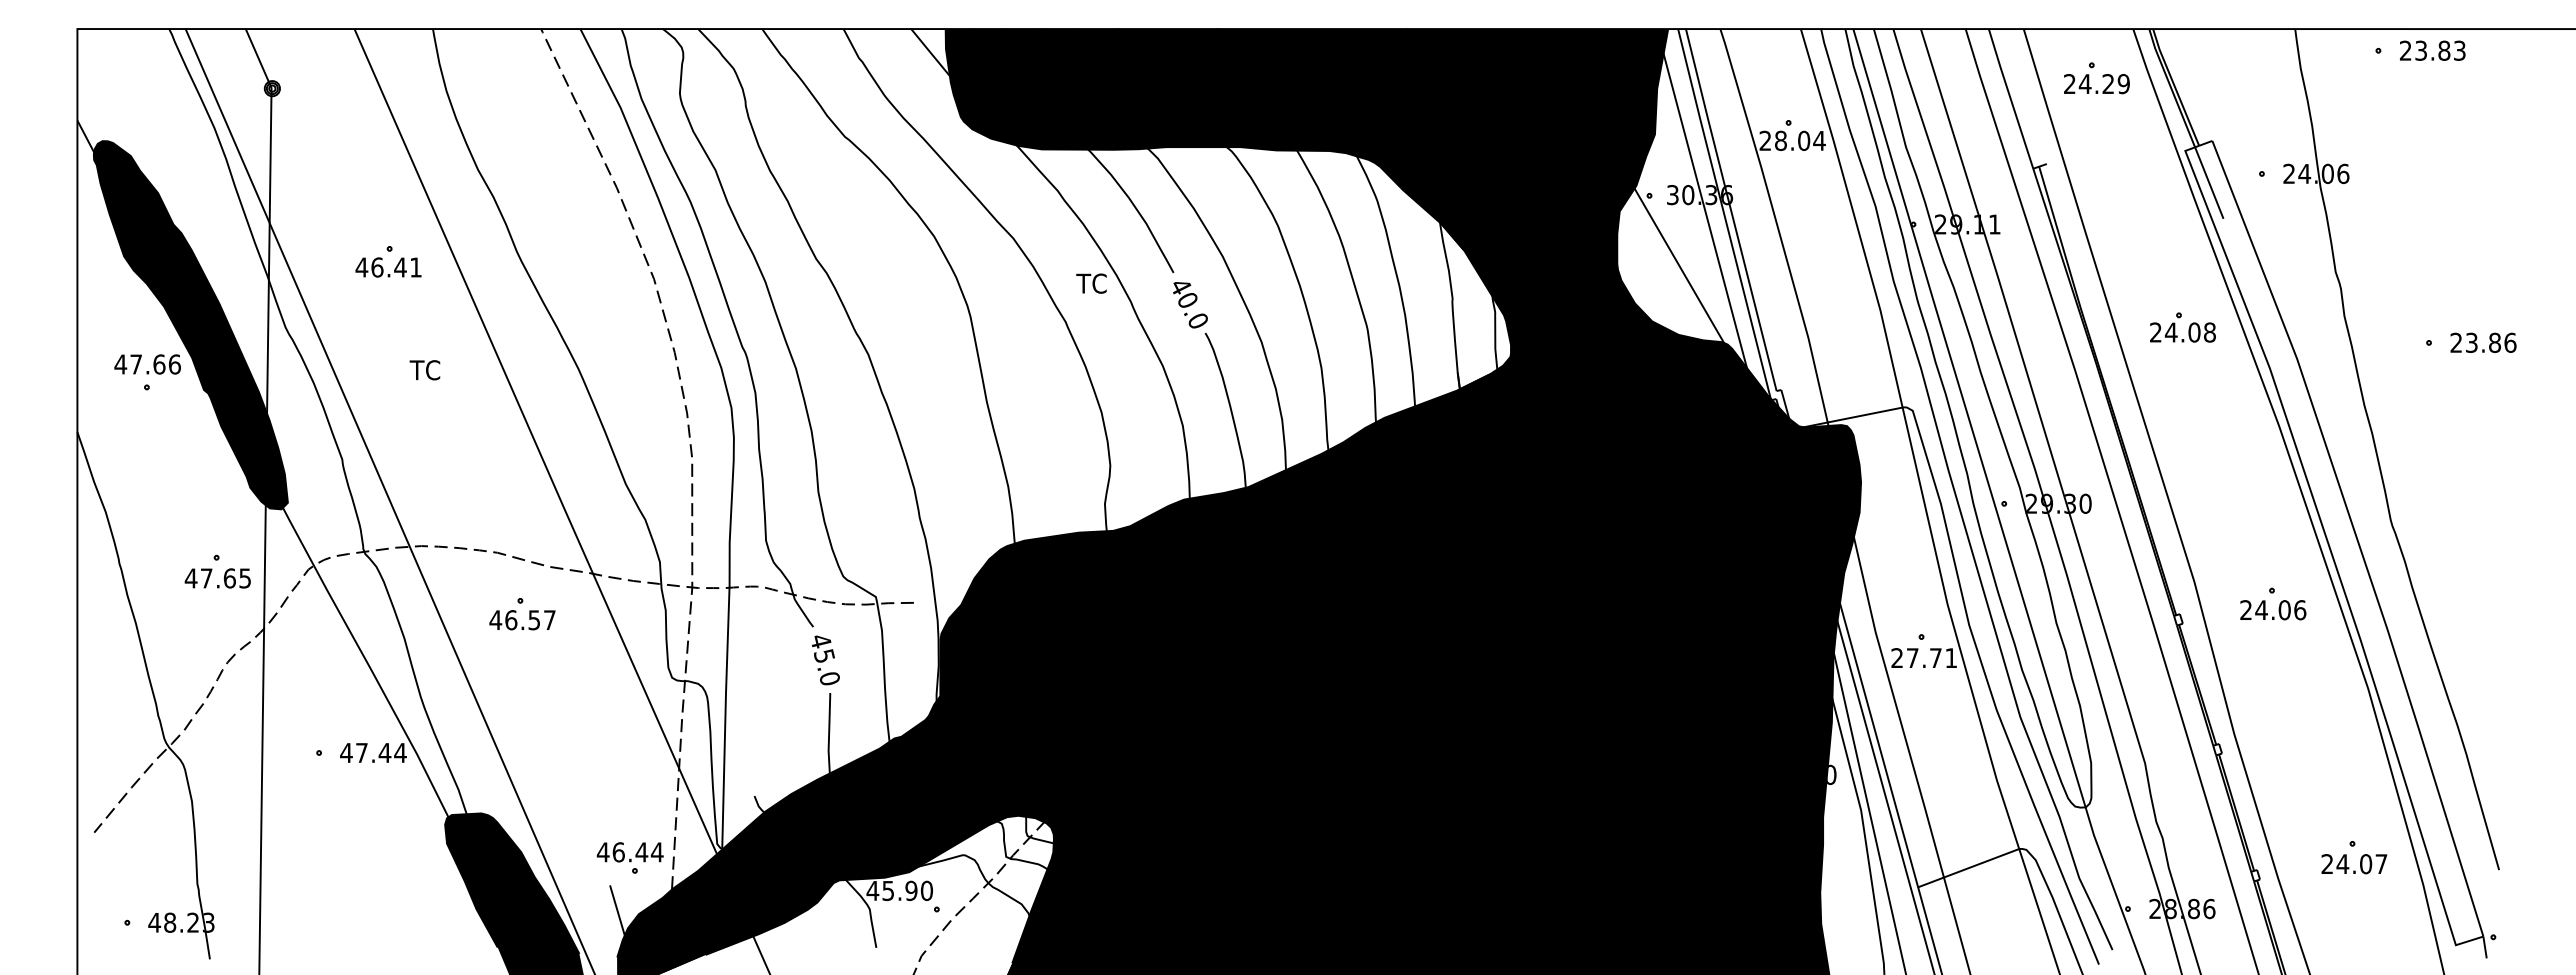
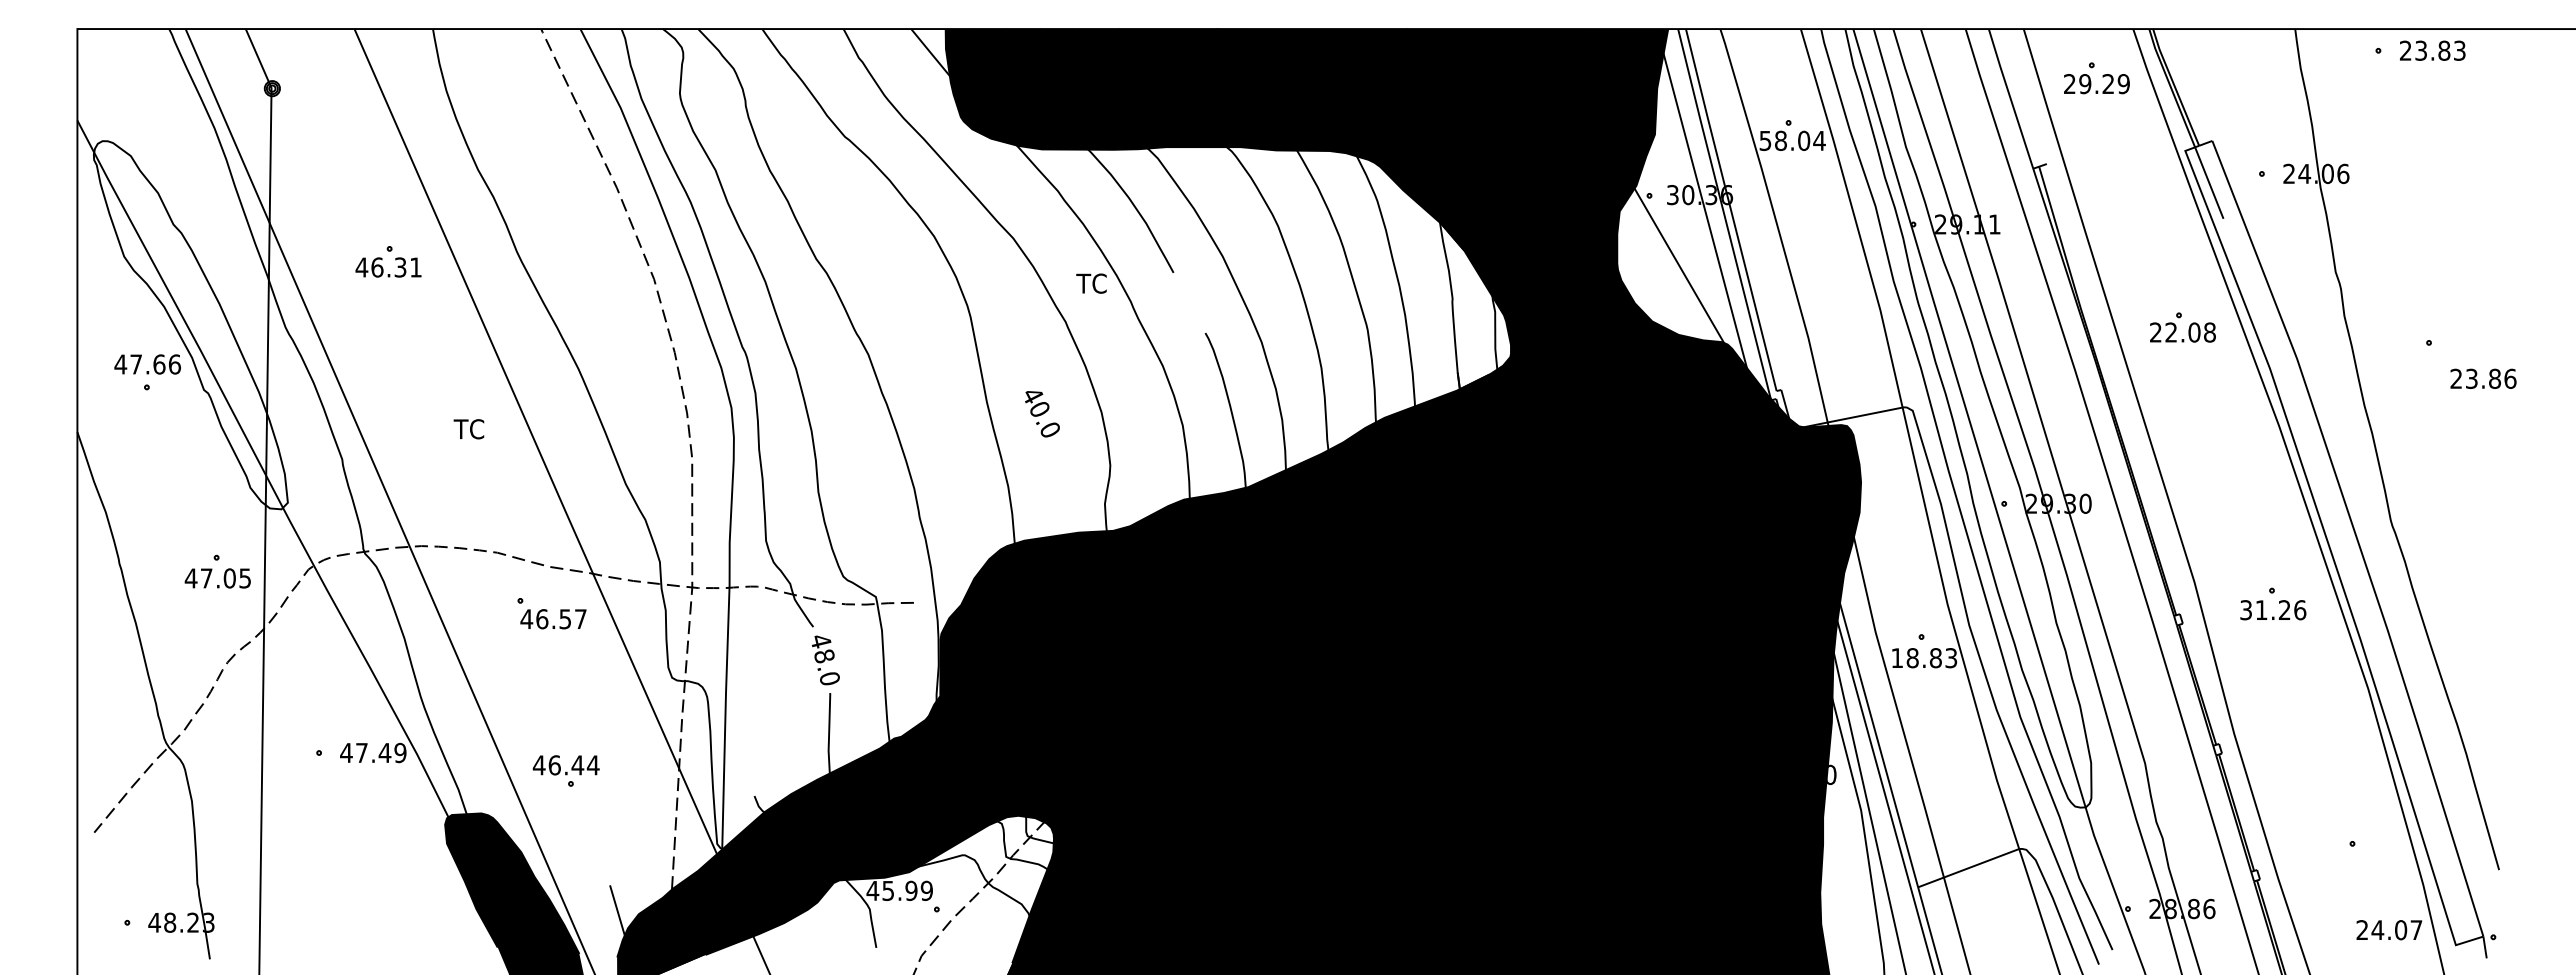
text: 24.29 -> 29.29 (2084, 84)
text: 28.04 -> 58.04 (1765, 140)
text: 46.41 -> 46.31 (400, 267)
text position: (1190, 305) -> (1042, 414) (1042, 414)
fill: present -> none (190, 325)
text: 24.08 -> 22.08 (2170, 332)
text position: (2483, 342) -> (2483, 378) (2483, 378)
text position: (424, 370) -> (468, 429) (468, 429)
text: 47.65 -> 47.05 (229, 578)
text: 24.06 -> 31.26 (2265, 610)
text position: (522, 620) -> (553, 619) (553, 619)
text: 45.0 -> 48.0 (824, 656)
text: 27.71 -> 18.83 (1924, 658)
text: 47.44 -> 47.49 (400, 752)
part position: (629, 857) -> (565, 770) (565, 770)
text position: (2354, 864) -> (2389, 930) (2389, 930)
text: 45.90 -> 45.99 (926, 891)
